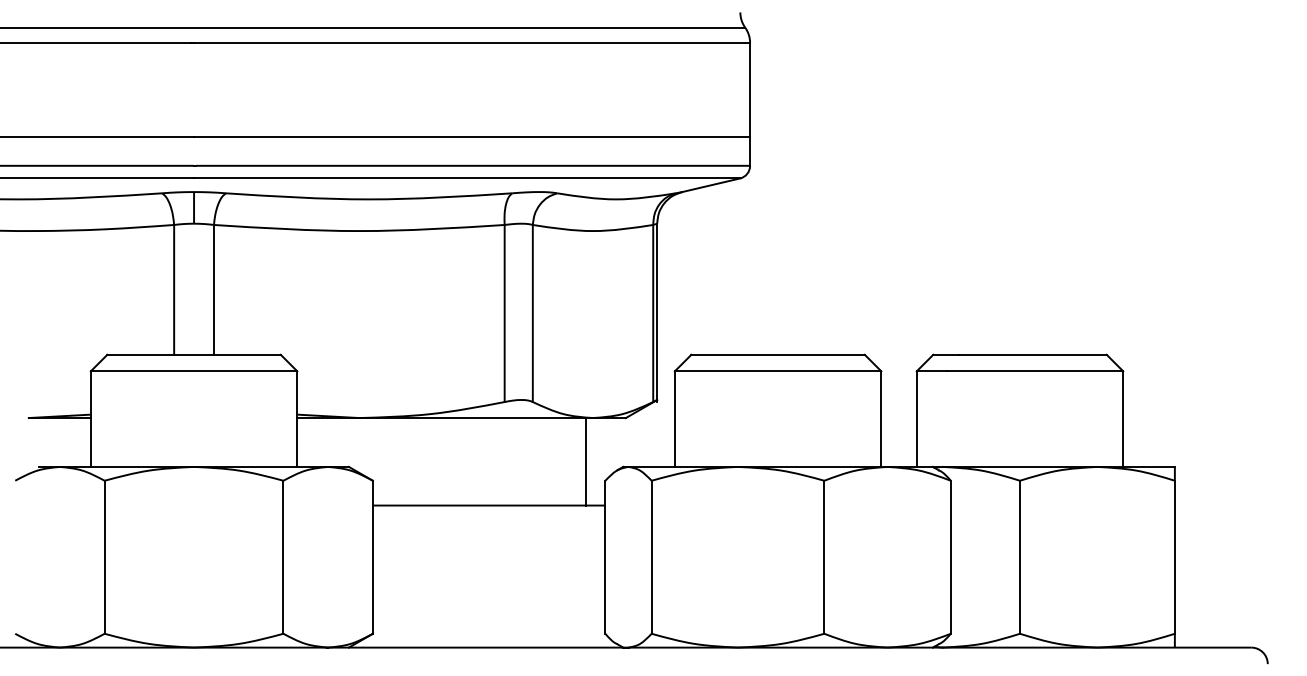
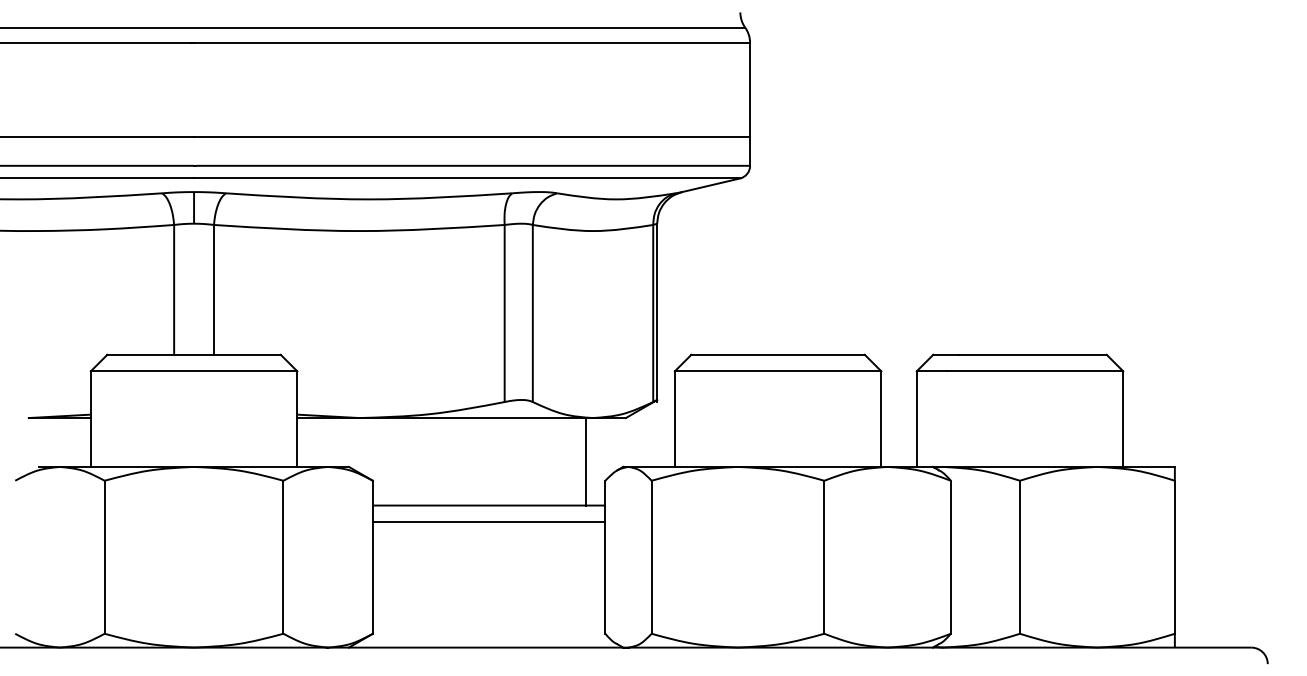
line: none -> present (488, 522)
